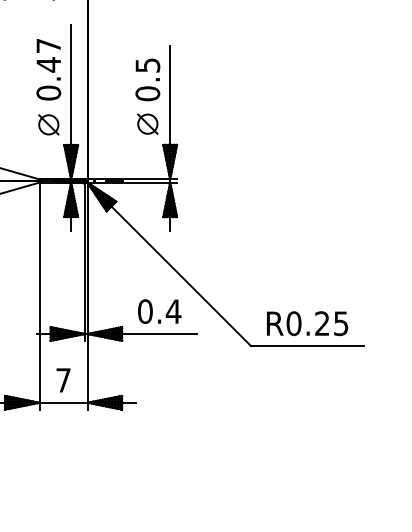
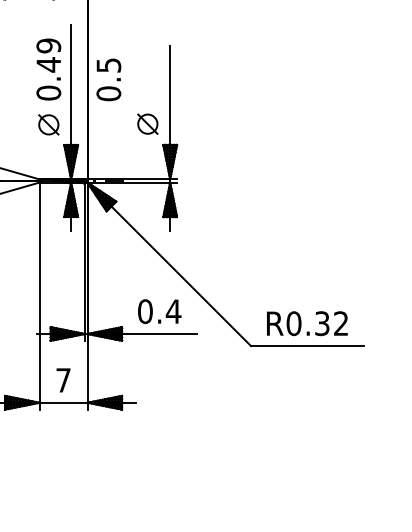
text: 0.47 -> 0.49 (48, 45)
text position: (147, 79) -> (108, 79) (108, 79)
text: R0.25 -> R0.32 (331, 323)
